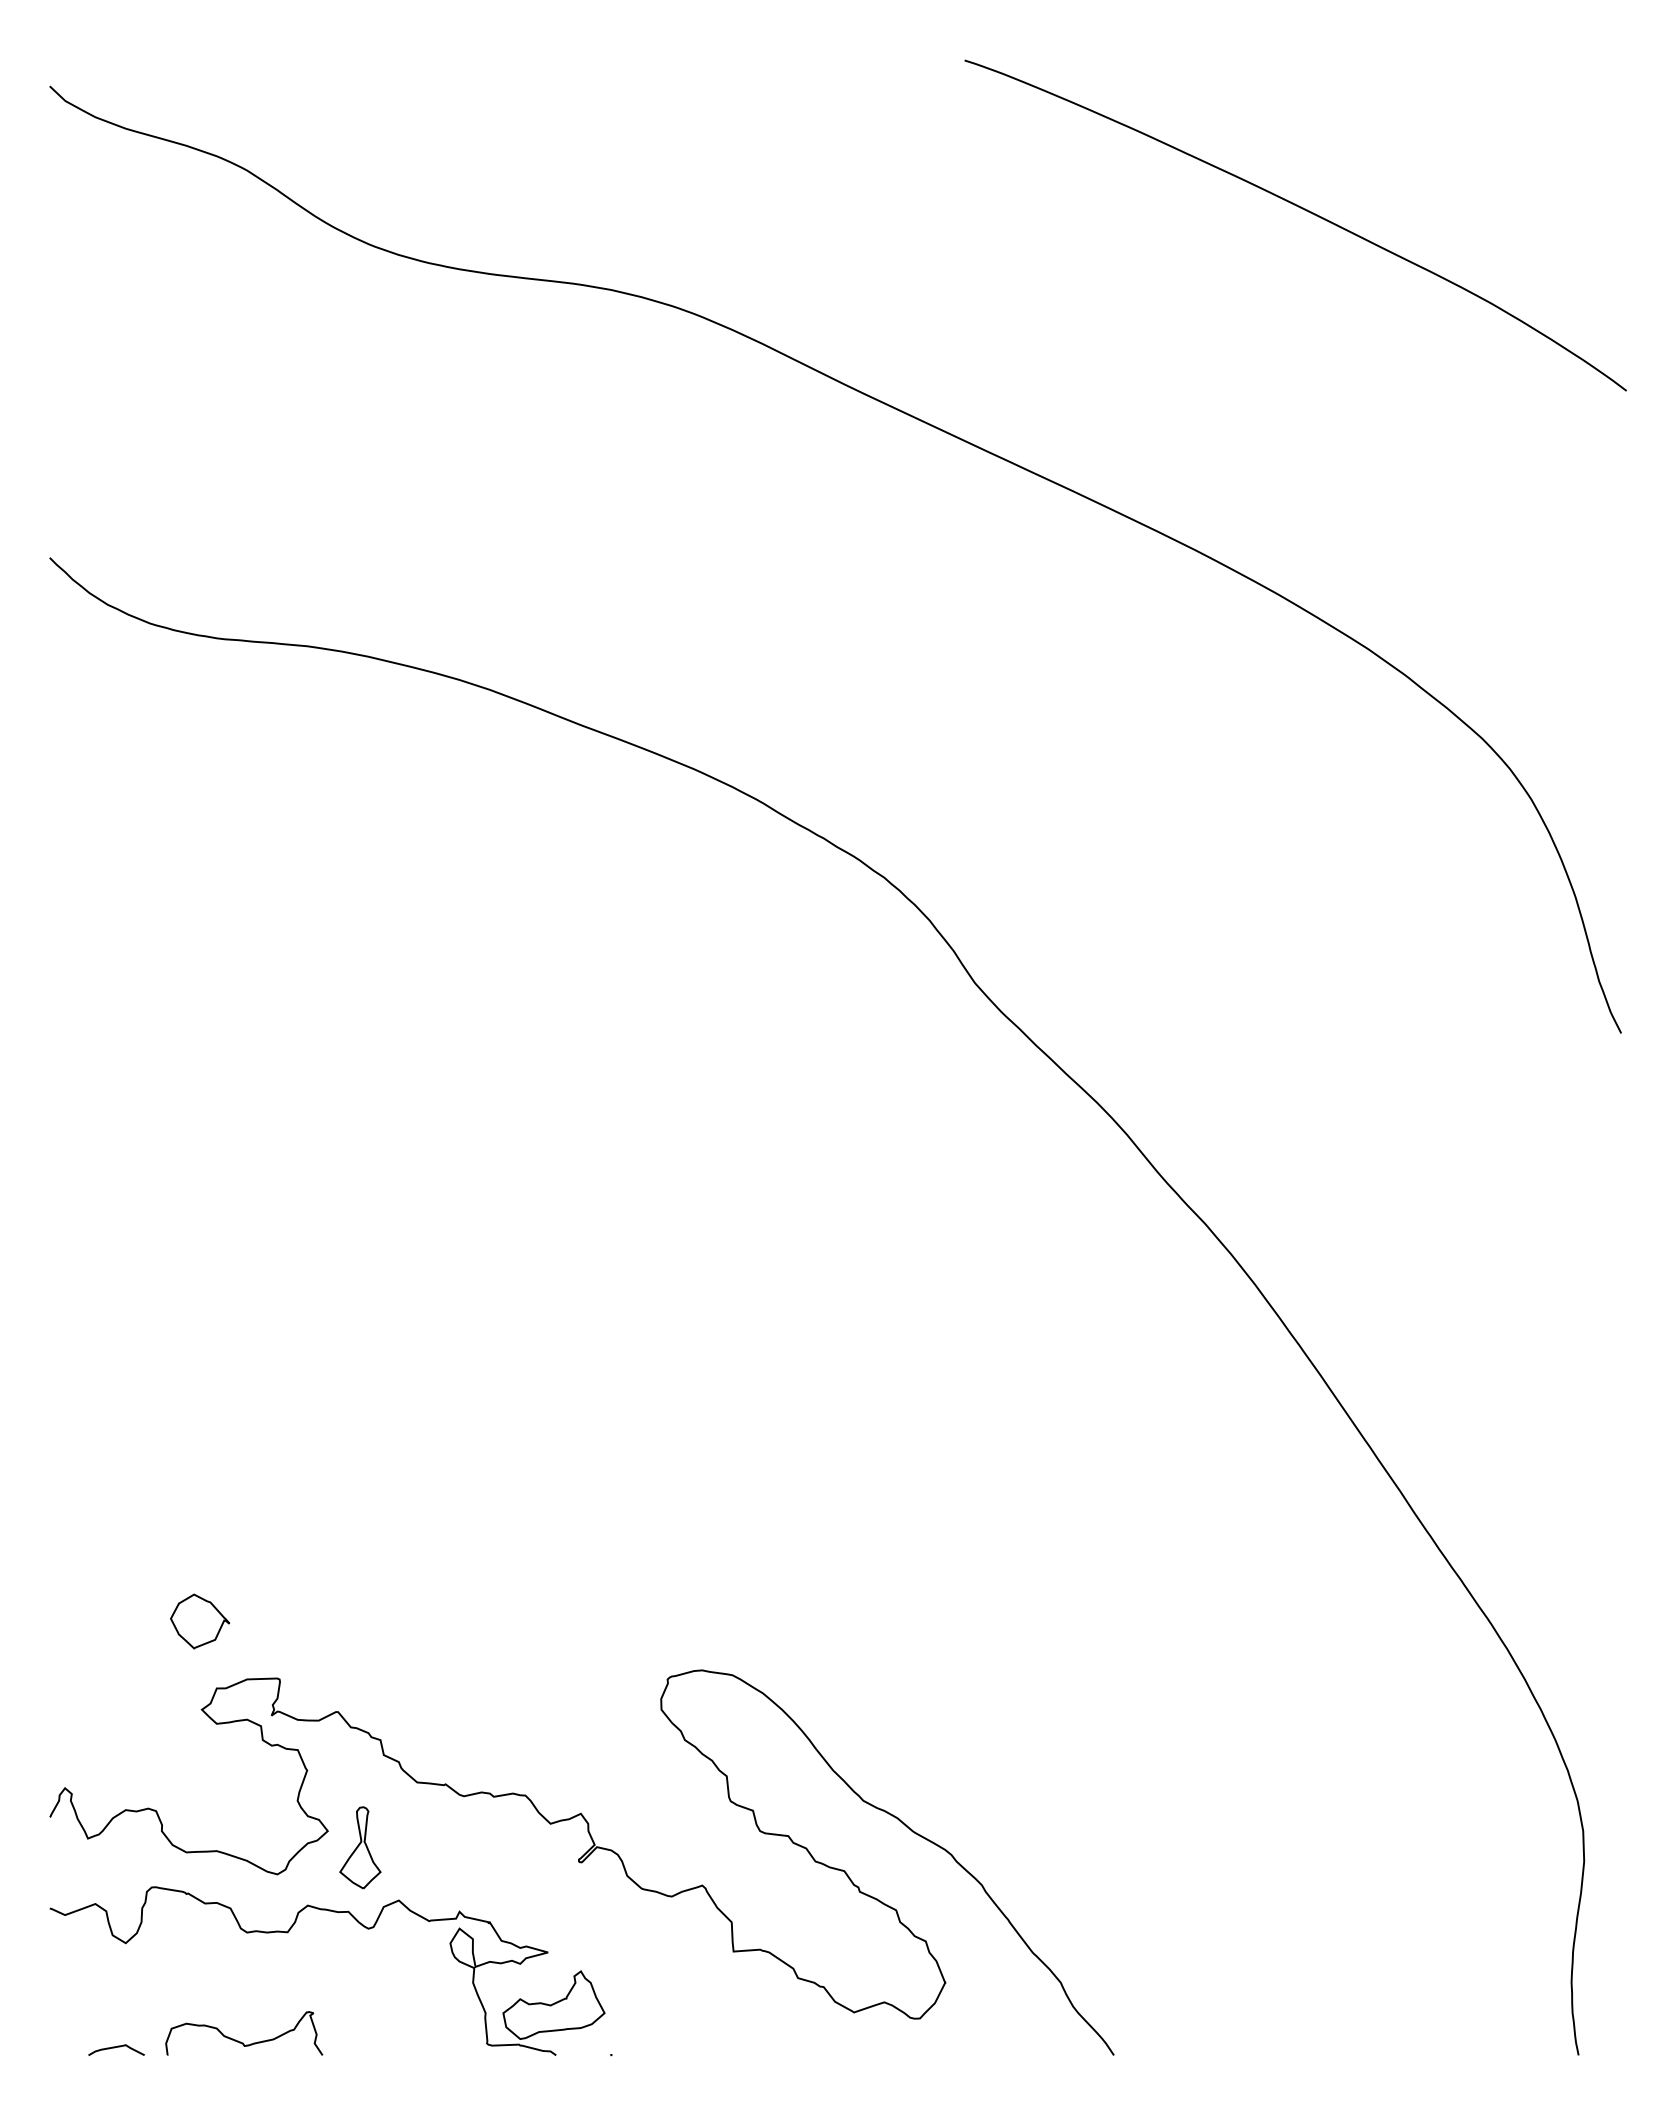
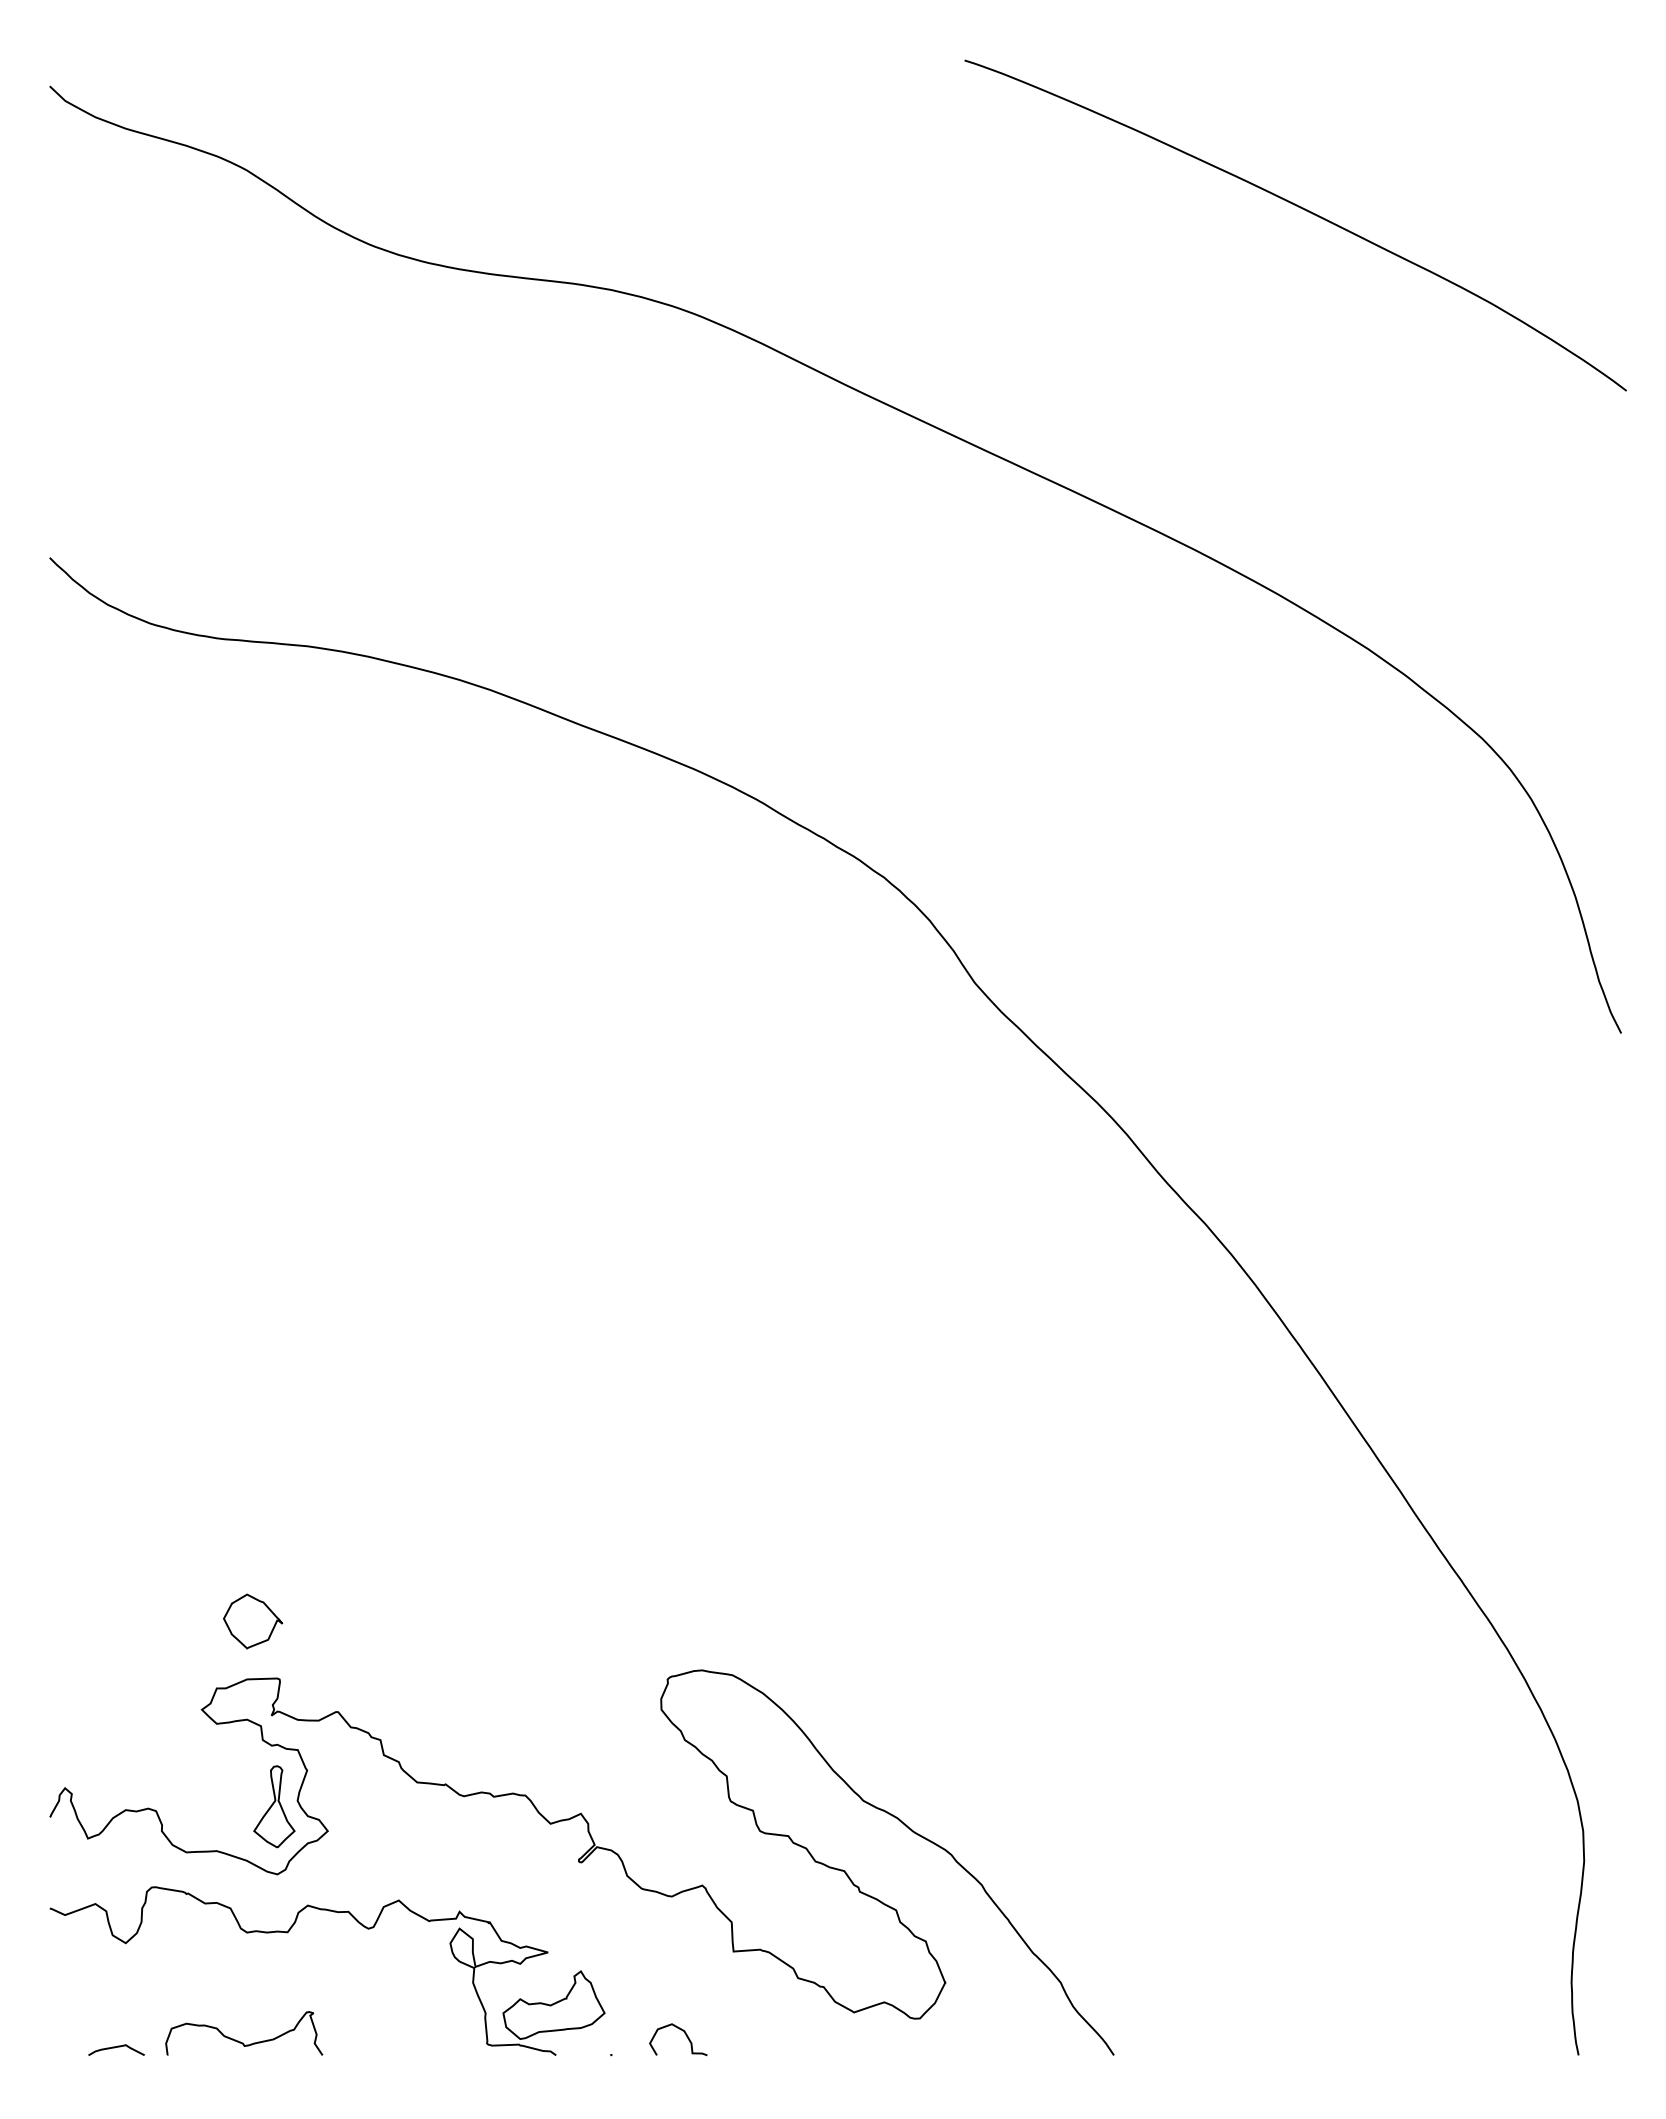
part position: (200, 1621) -> (253, 1621) (253, 1621)
part position: (360, 1847) -> (274, 1806) (274, 1806)
curve: none -> present (685, 2035)
